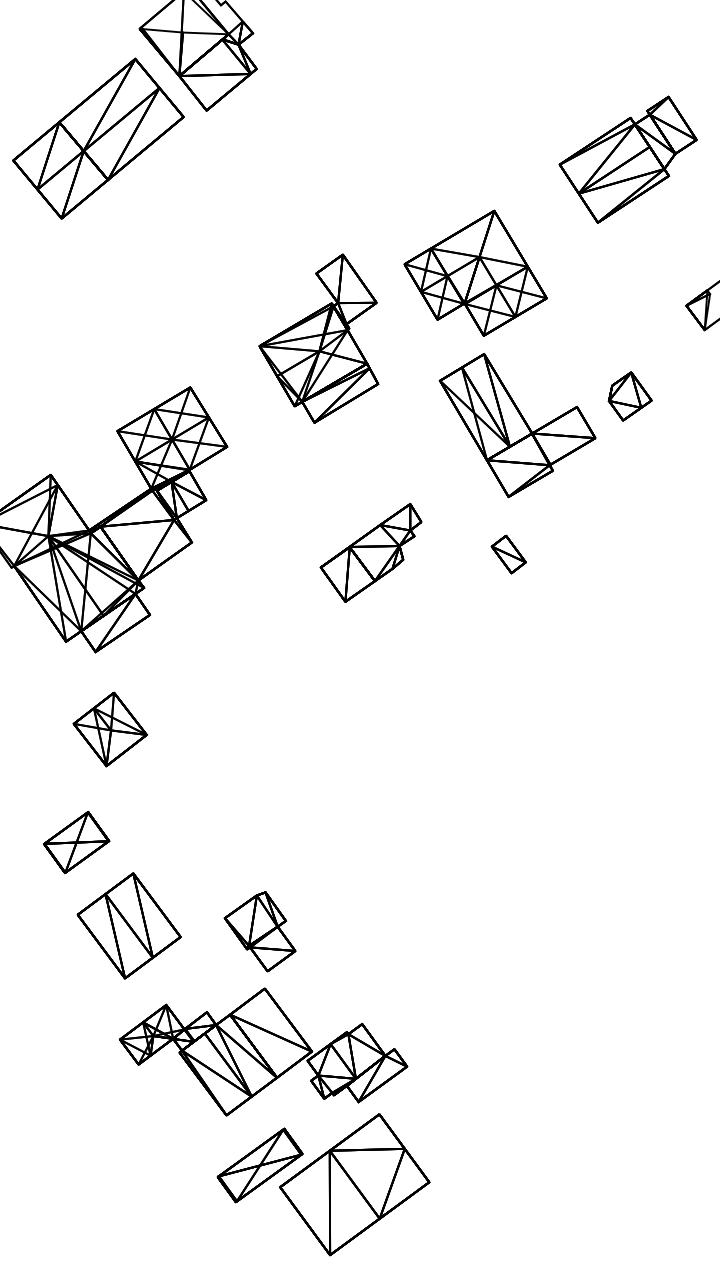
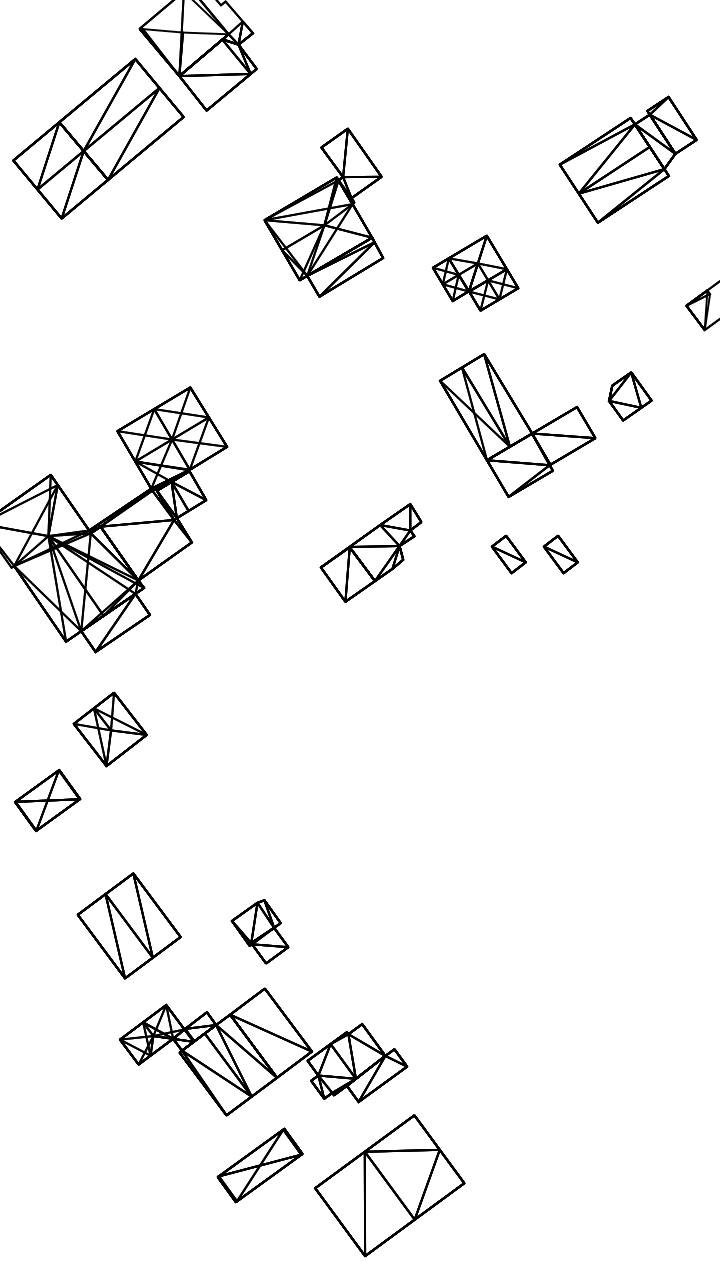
part size: 145x128 px -> 89x78 px (475, 272)
part position: (318, 338) -> (323, 212) (323, 212)
part: none -> present (560, 554)
part position: (76, 842) -> (47, 800) (47, 800)
part size: 74x82 px -> 60x66 px (259, 931)
part position: (354, 1184) -> (389, 1185) (389, 1185)
